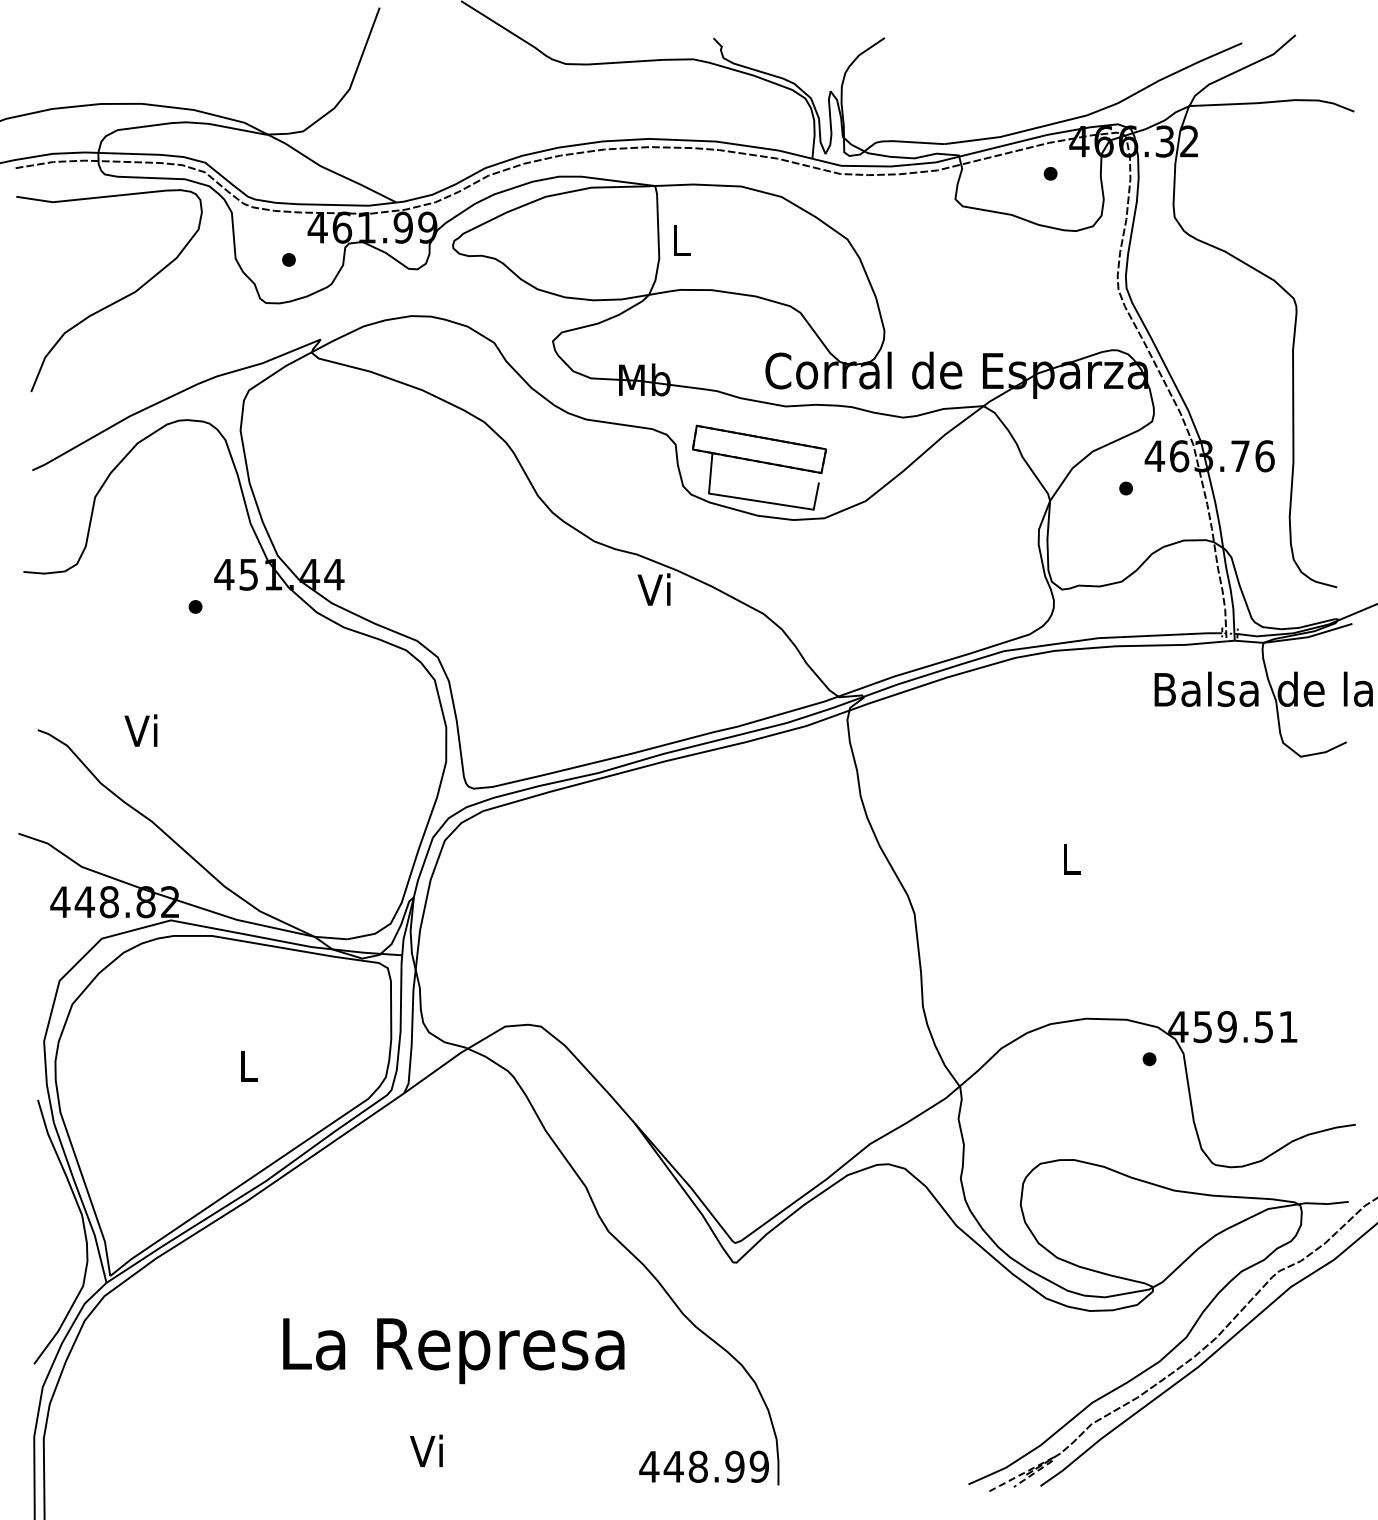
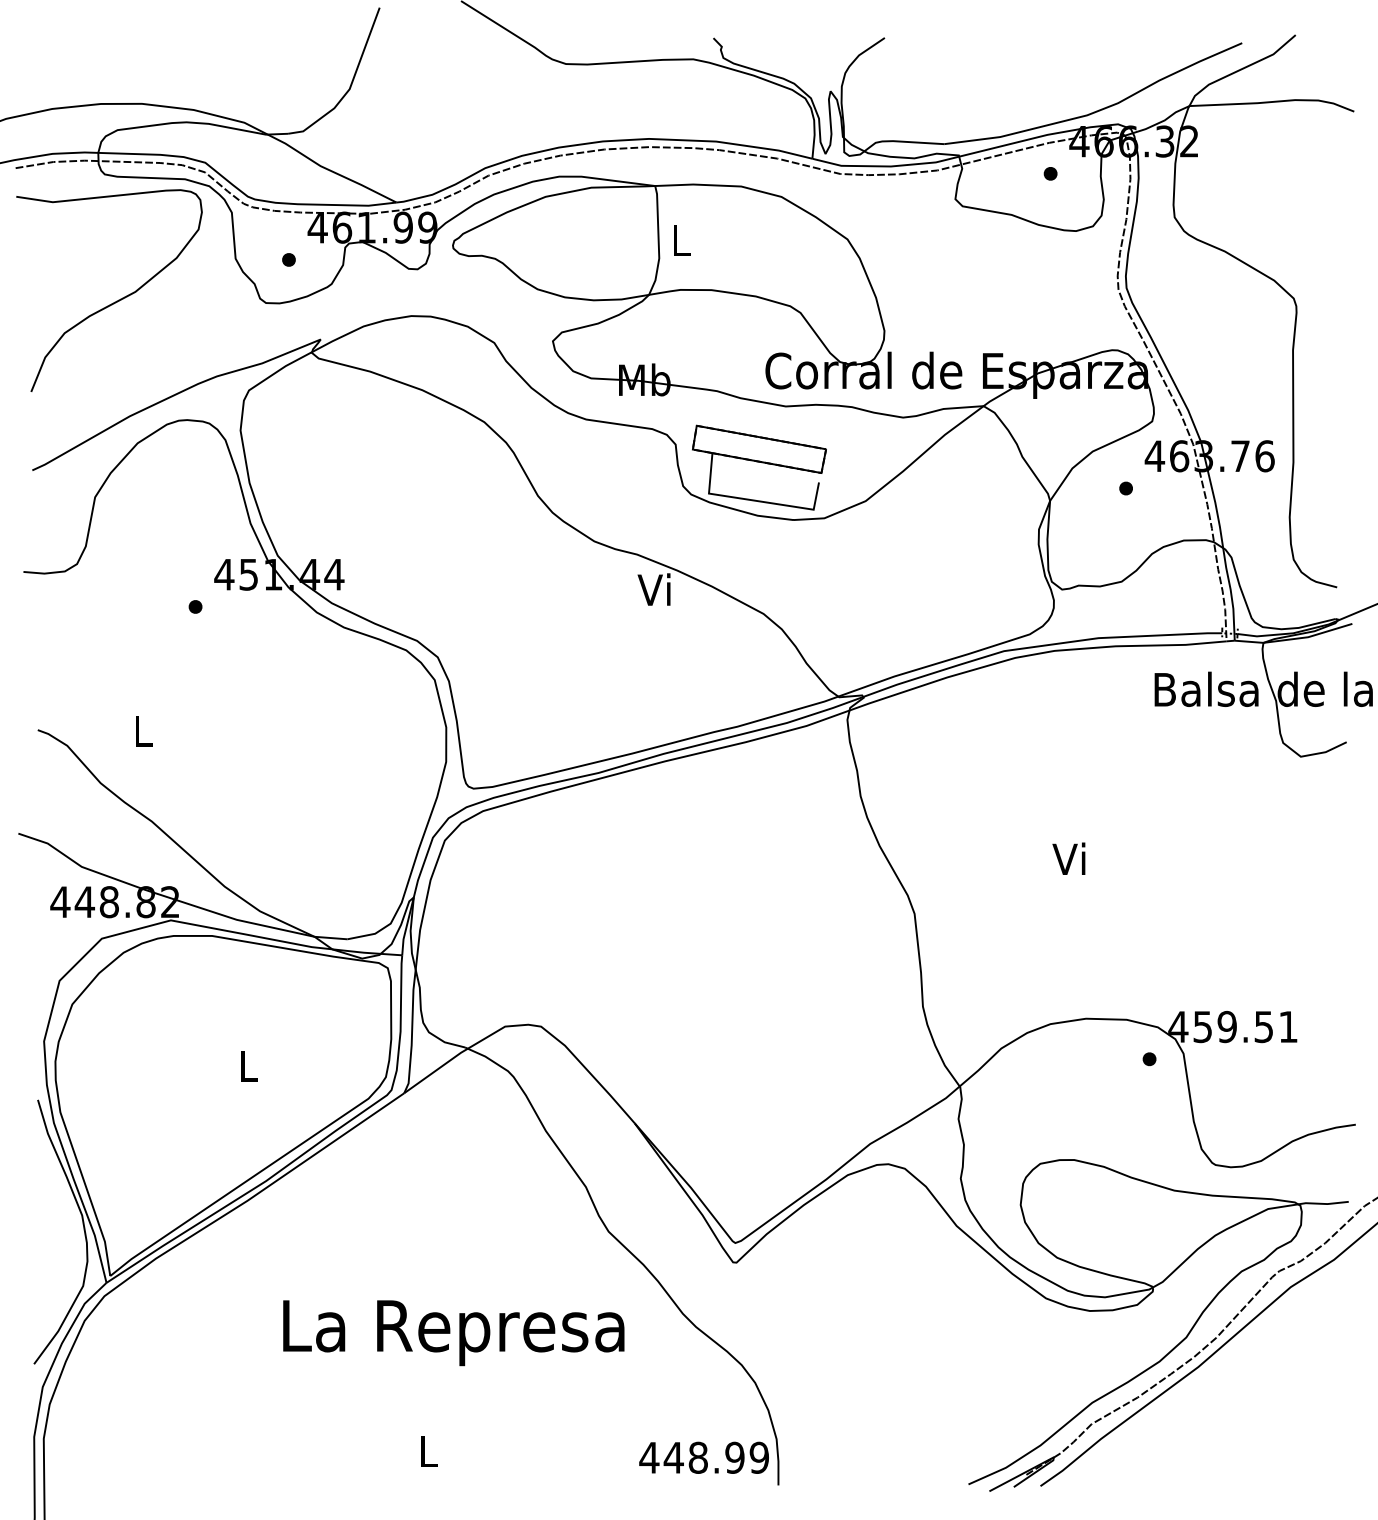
text: Vi -> L (140, 730)
text: L -> Vi (1068, 858)
text position: (453, 1351) -> (453, 1333) (453, 1333)
text: Vi -> L (426, 1450)
line: dashed -> solid (1045, 1461)
text position: (703, 1466) -> (703, 1457) (703, 1457)
